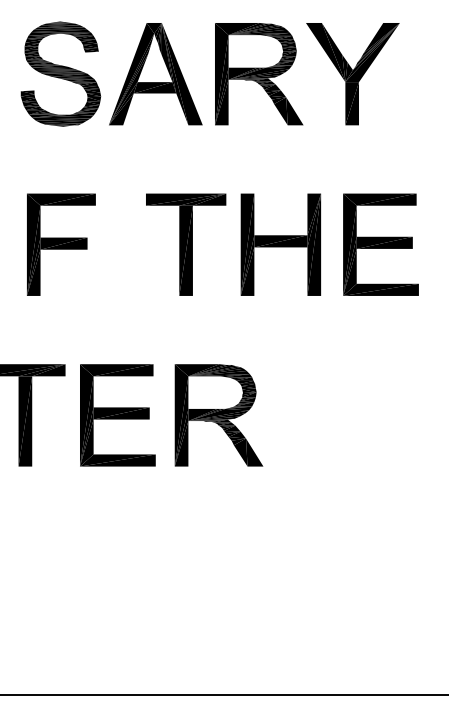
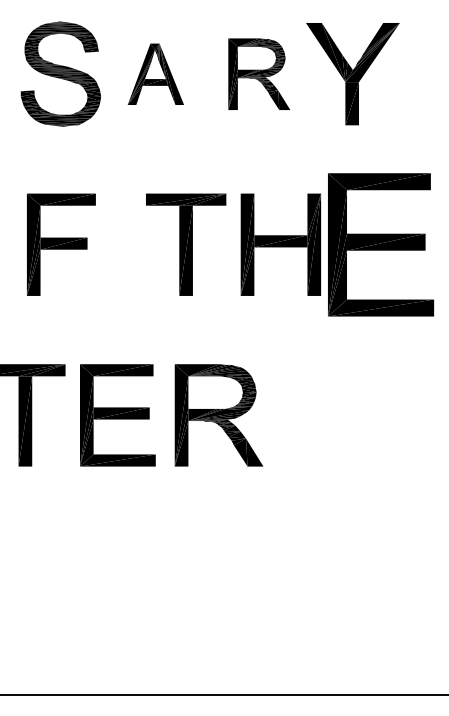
part size: 94x103 px -> 57x62 px (155, 73)
part size: 89x103 px -> 62x72 px (258, 73)
part size: 76x103 px -> 106x144 px (380, 244)
